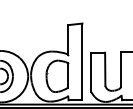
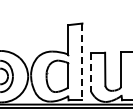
line: solid -> dashed (82, 62)
line: solid -> dashed (91, 72)
